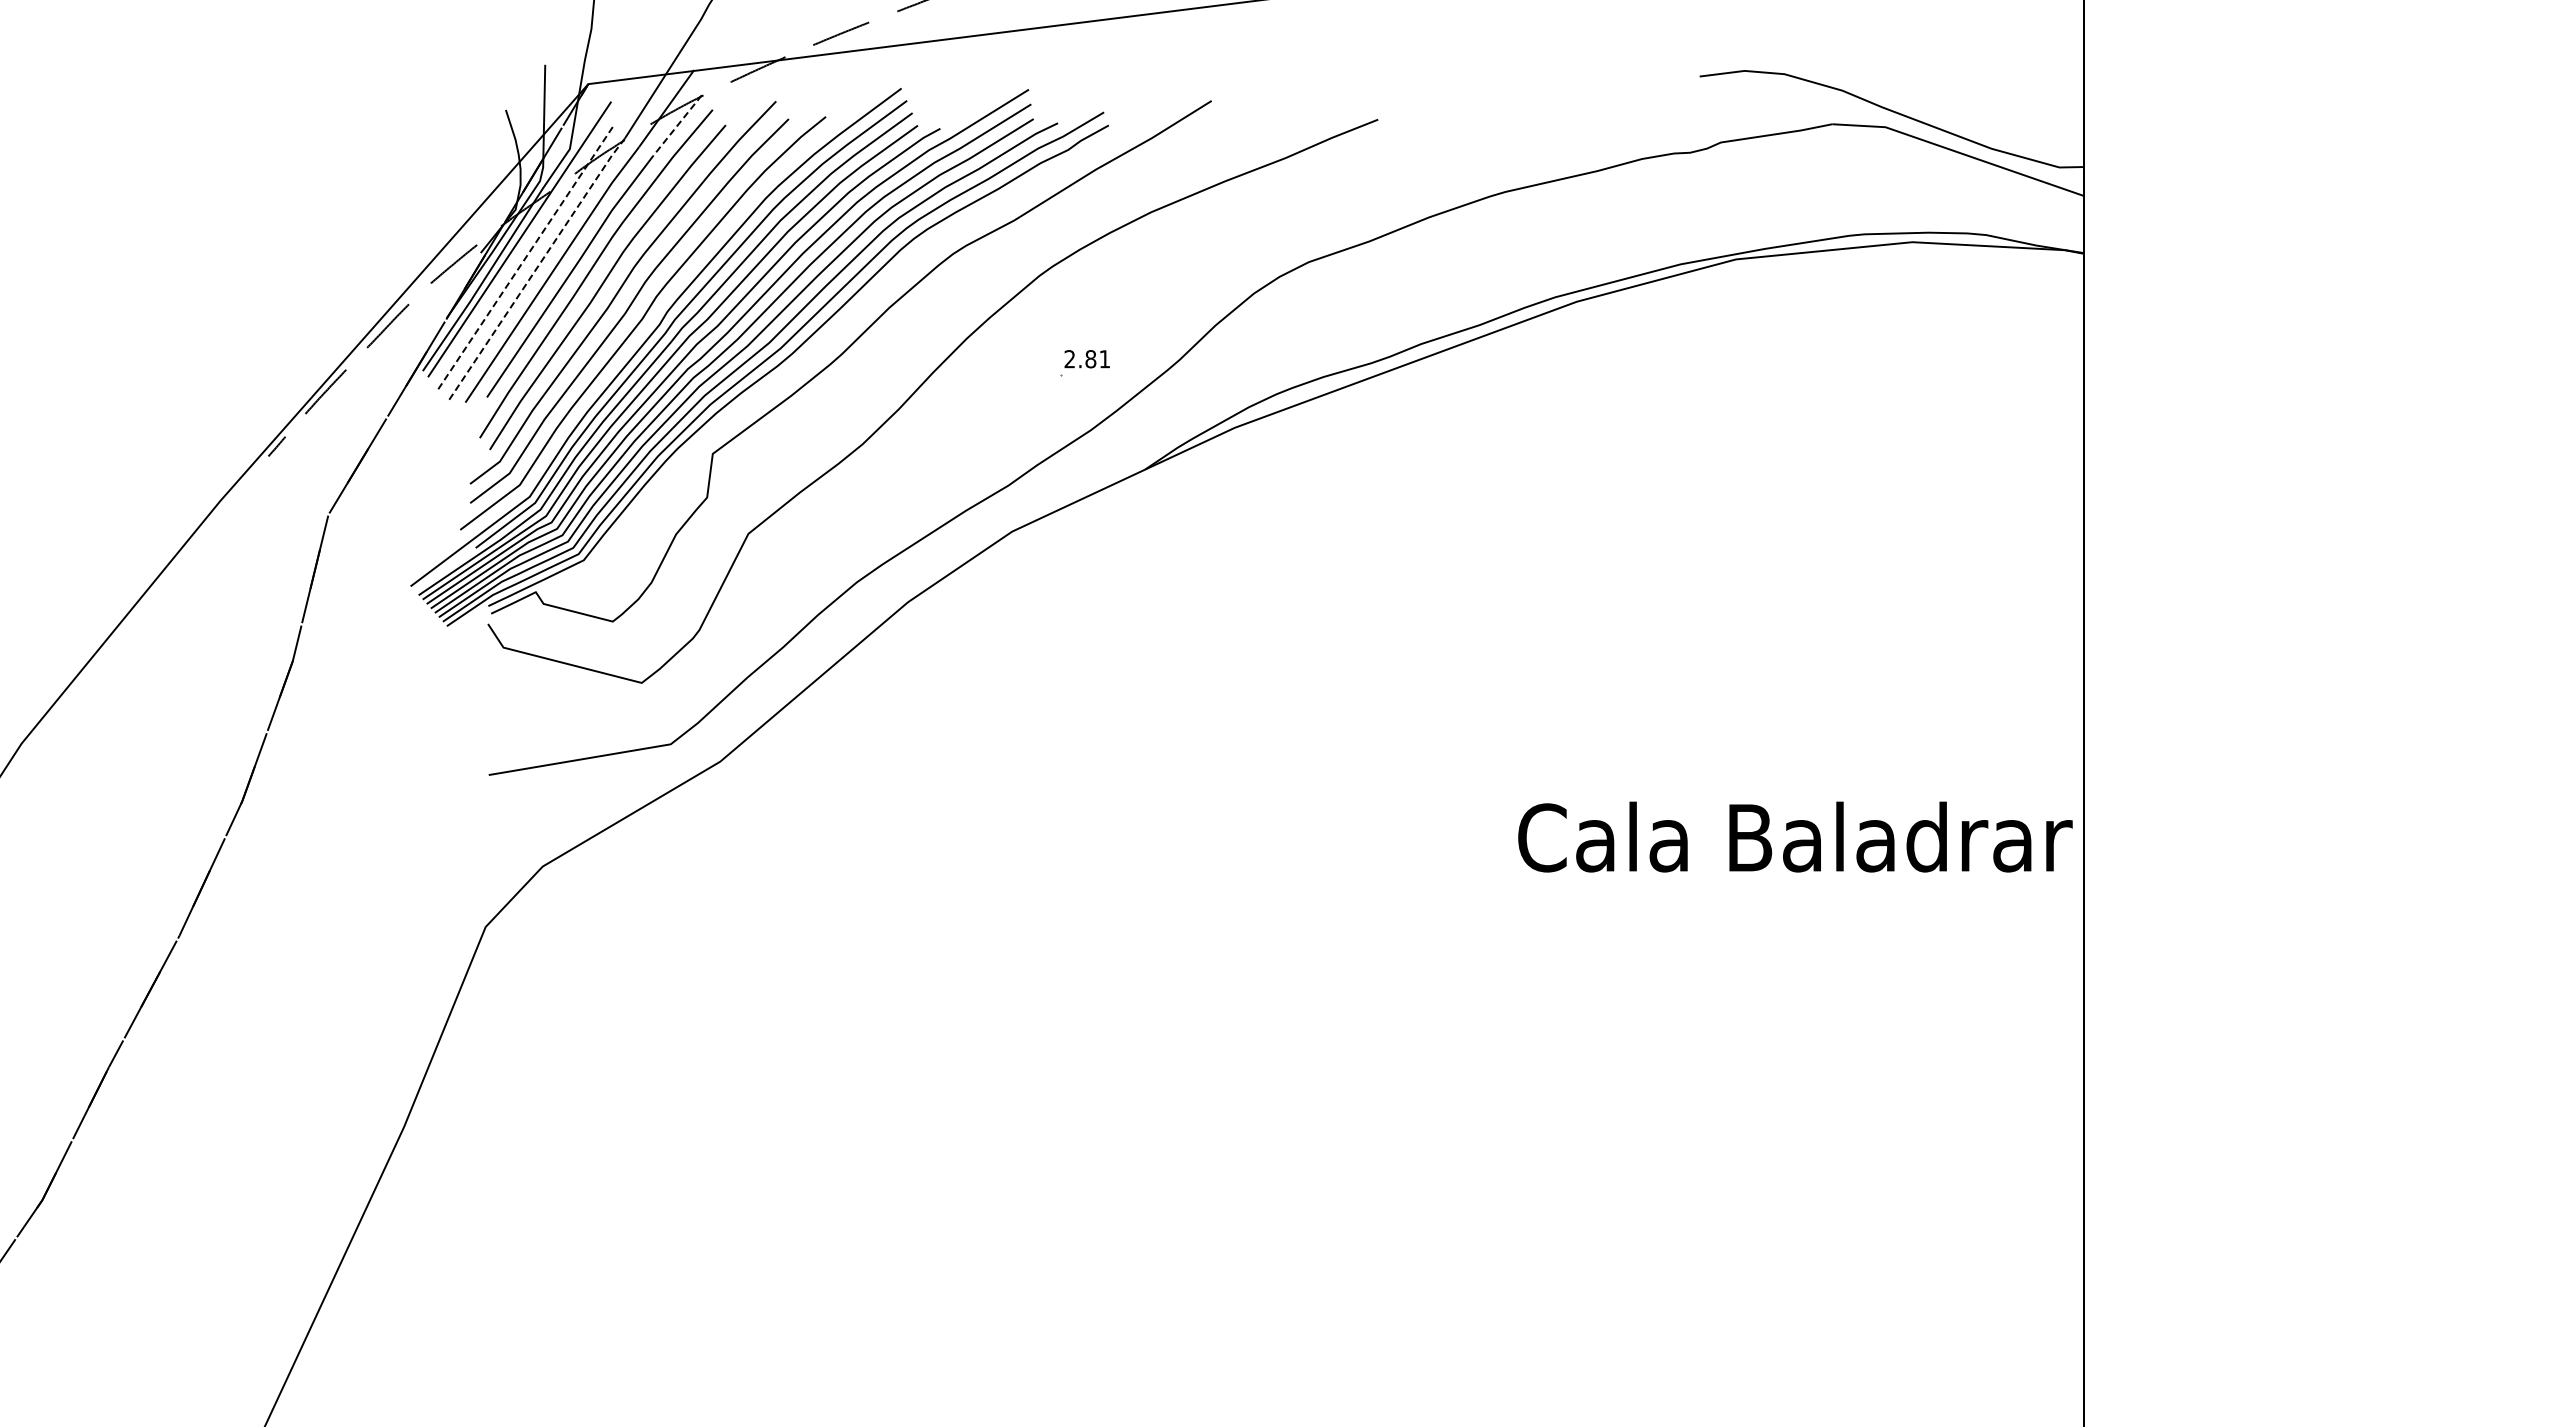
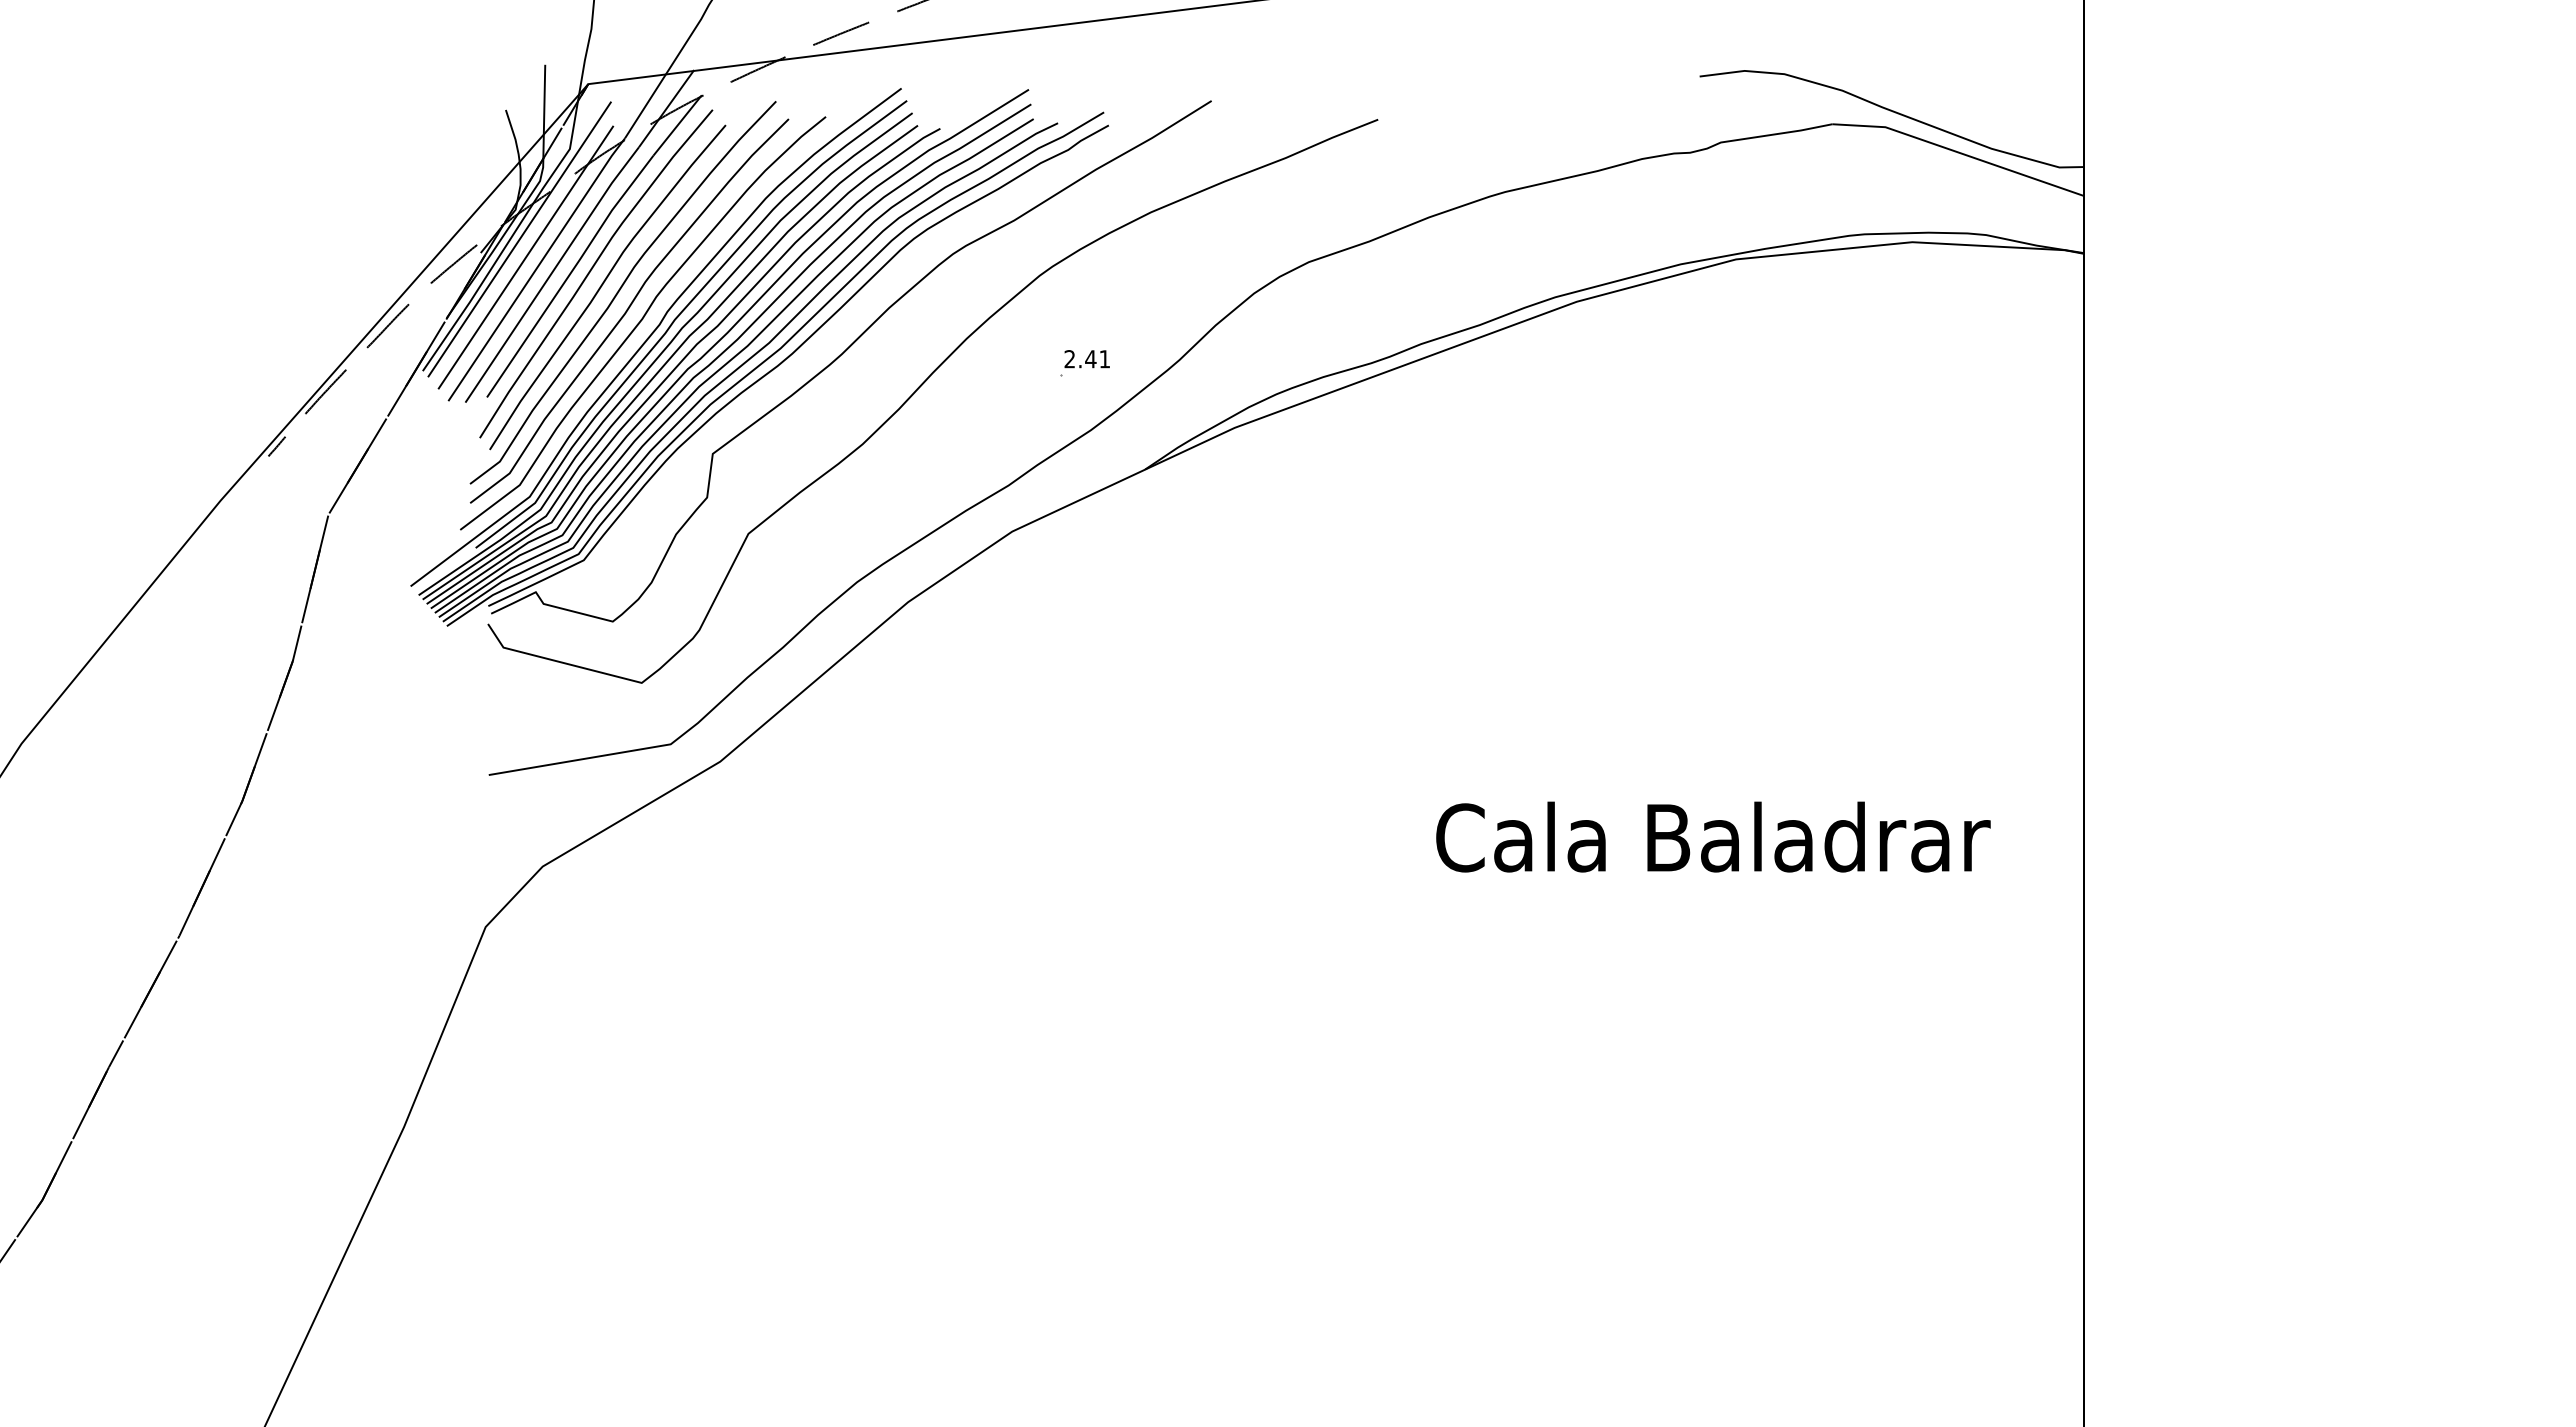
line: dashed -> solid (677, 125)
line: dashed -> solid (526, 257)
line: dashed -> solid (536, 268)
text: 2.81 -> 2.41 (1090, 359)
text position: (1795, 836) -> (1713, 836) (1713, 836)
